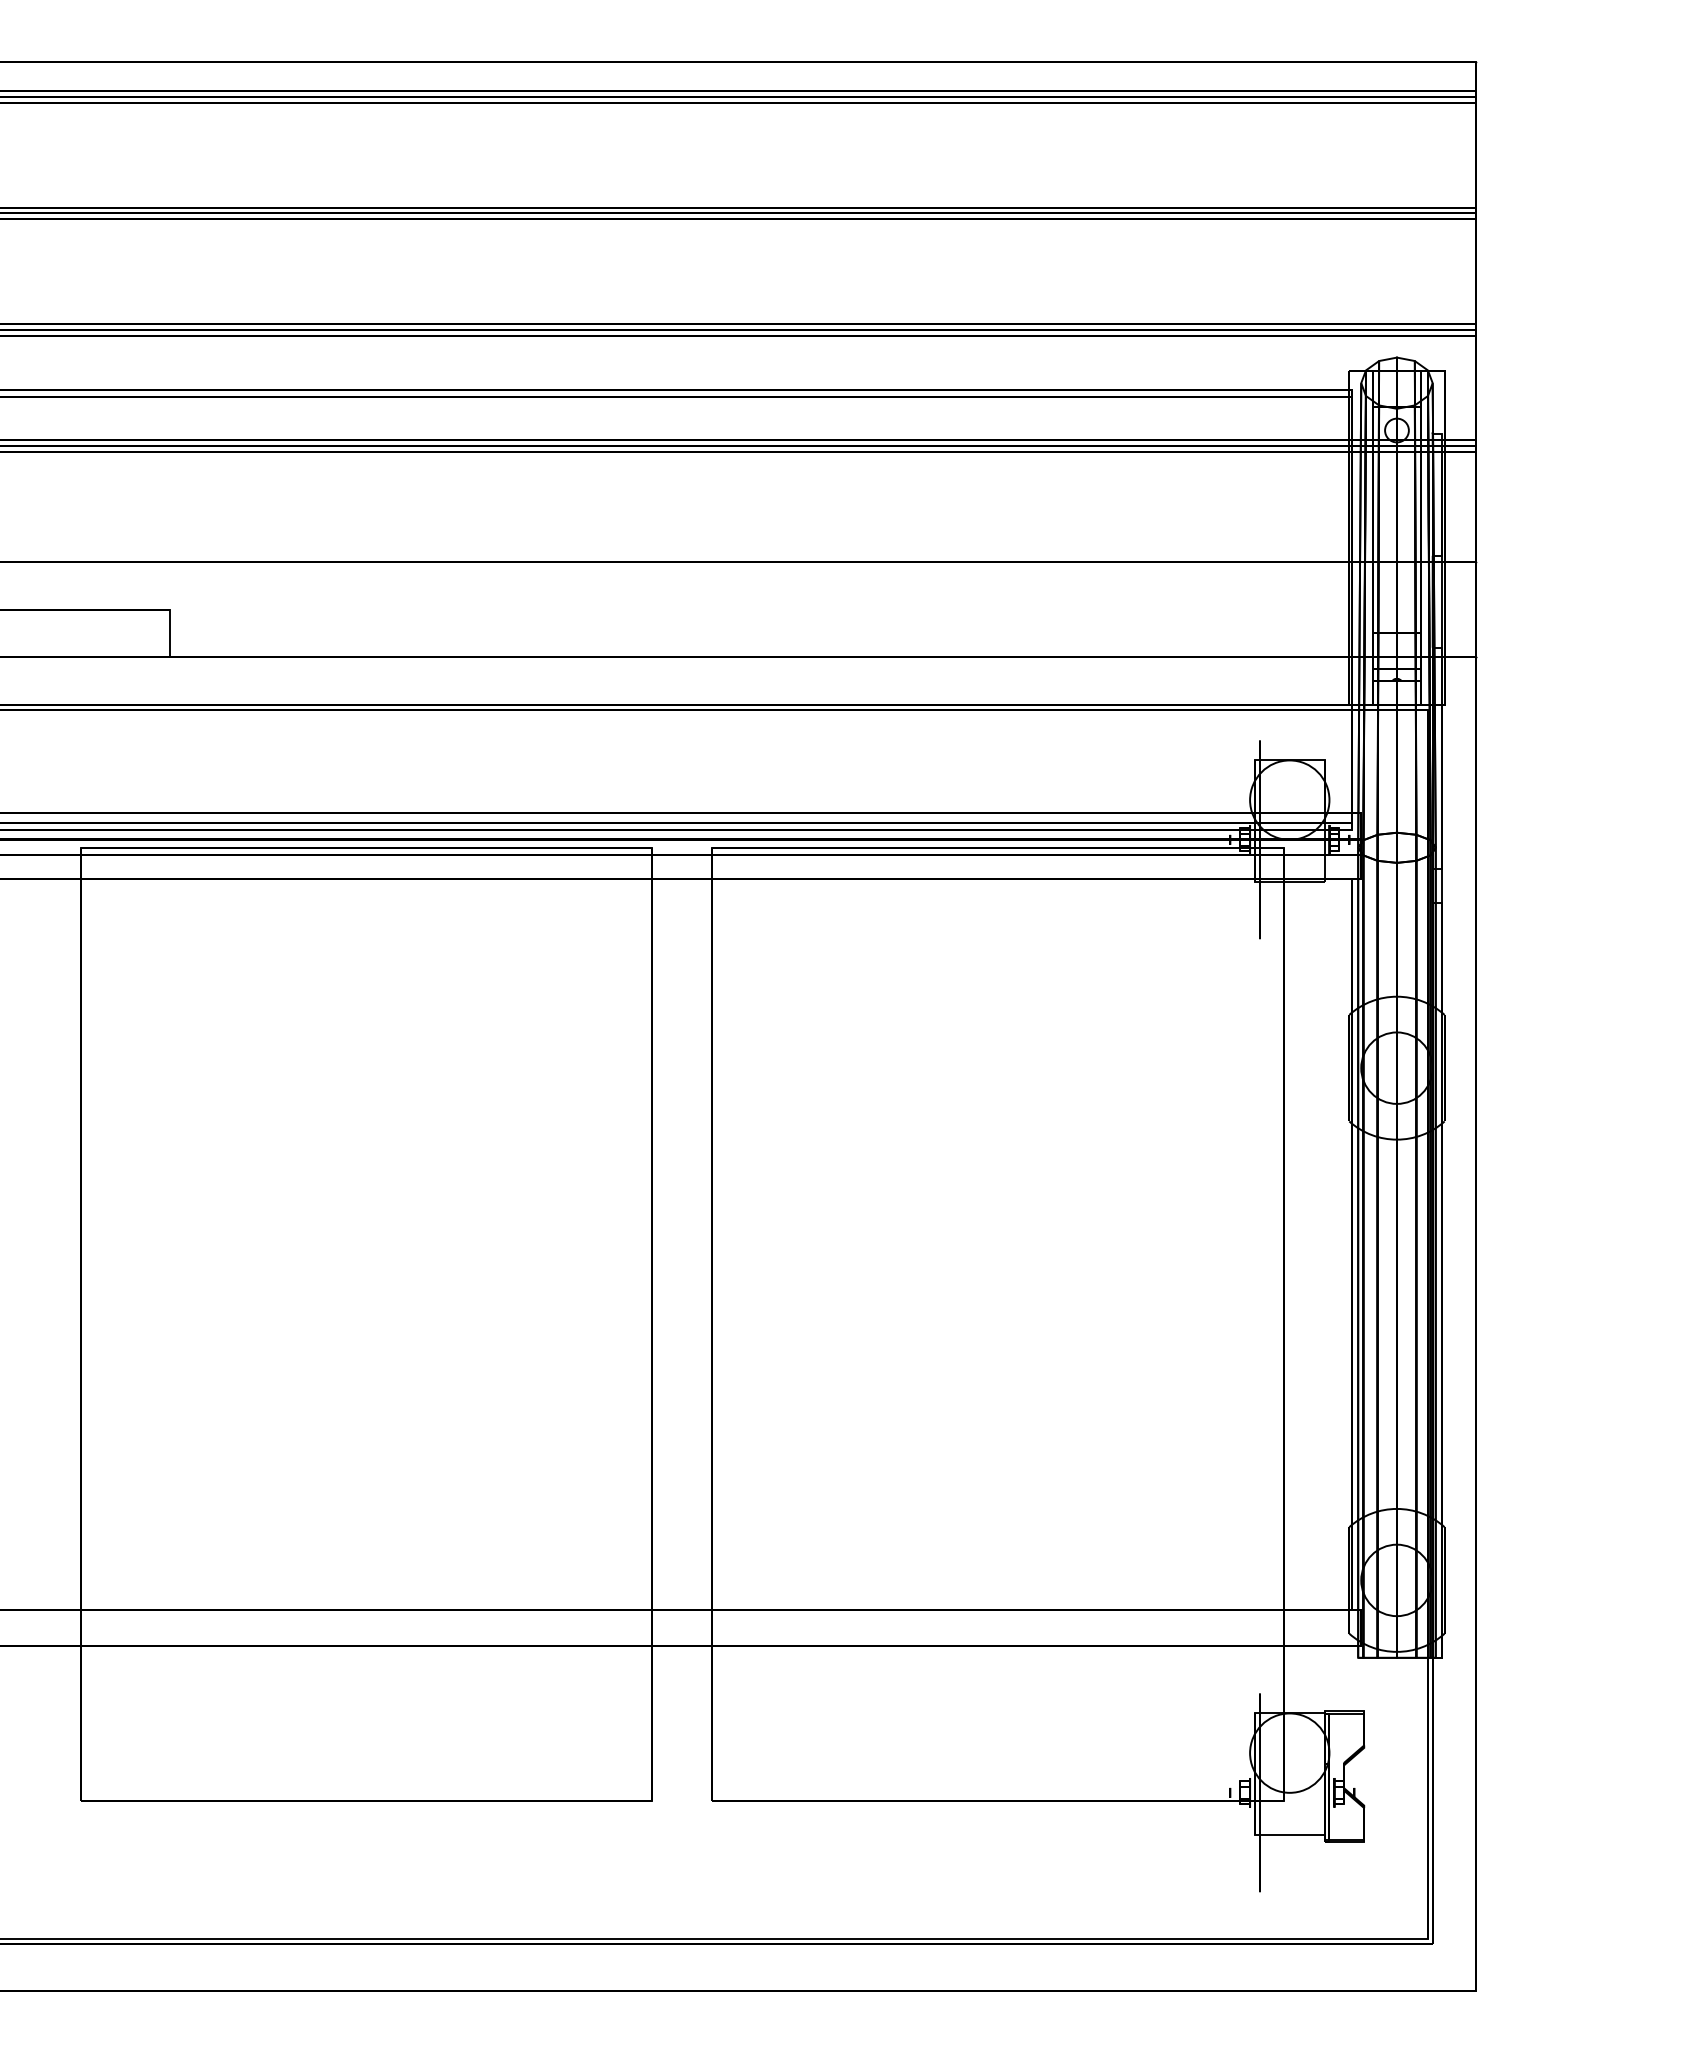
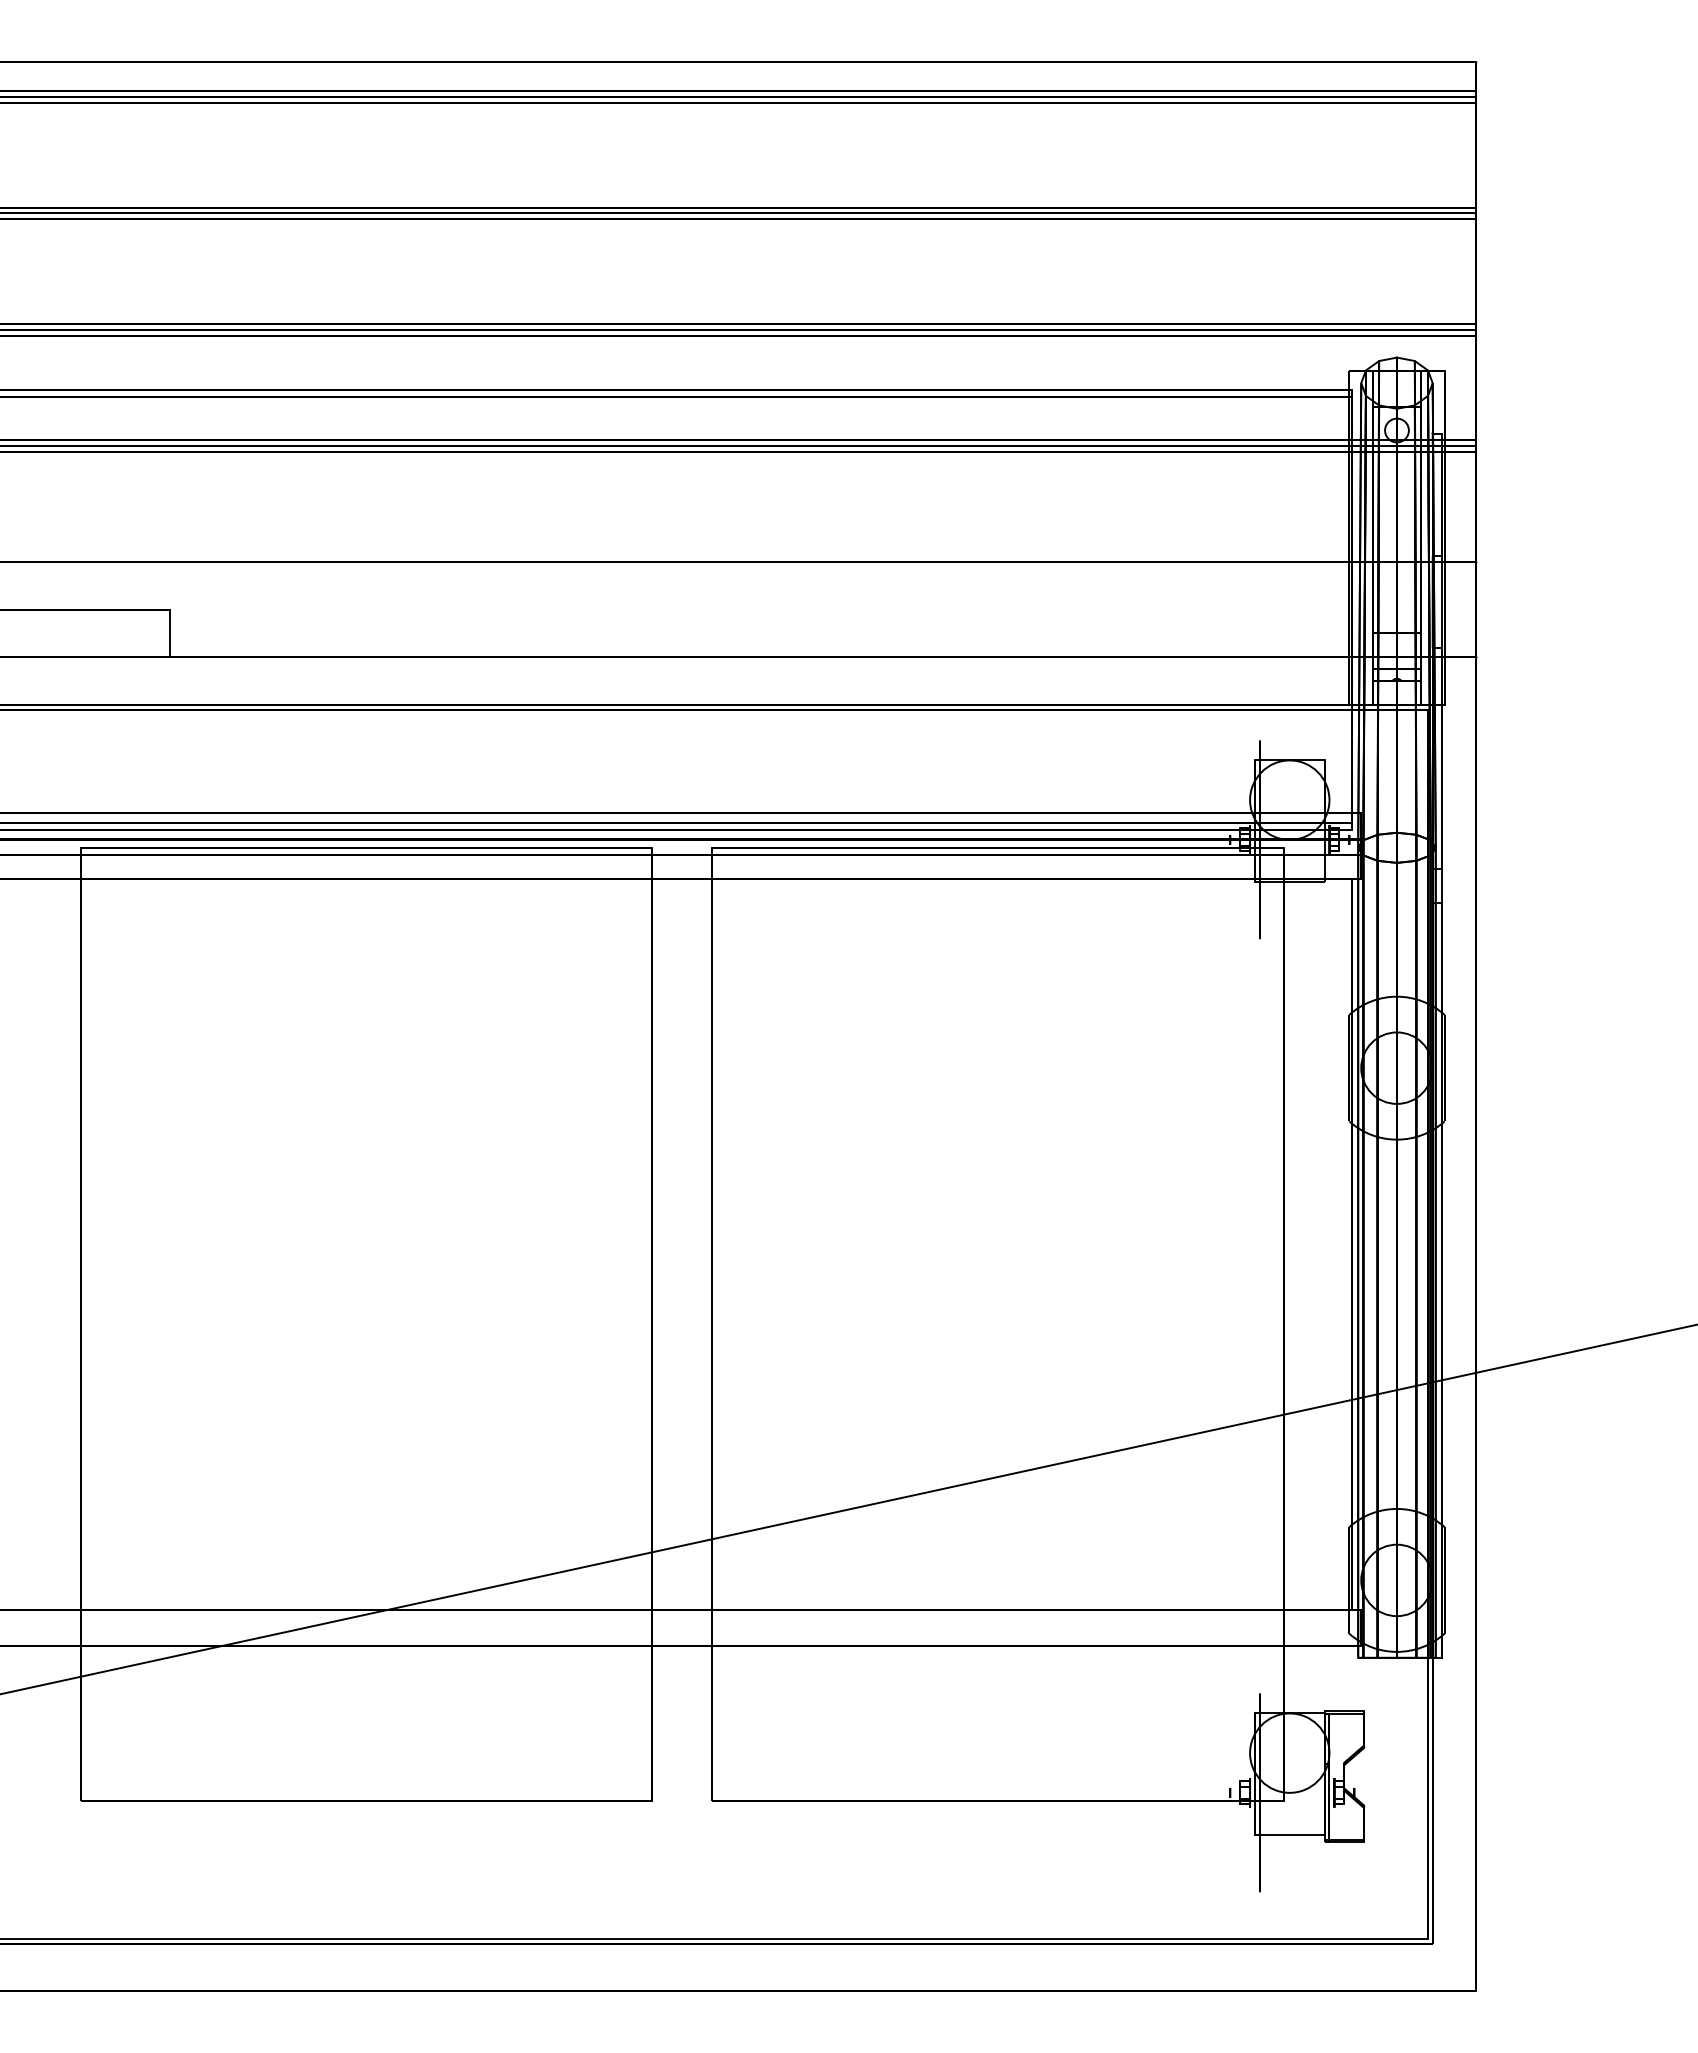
line: none -> present (848, 1509)
